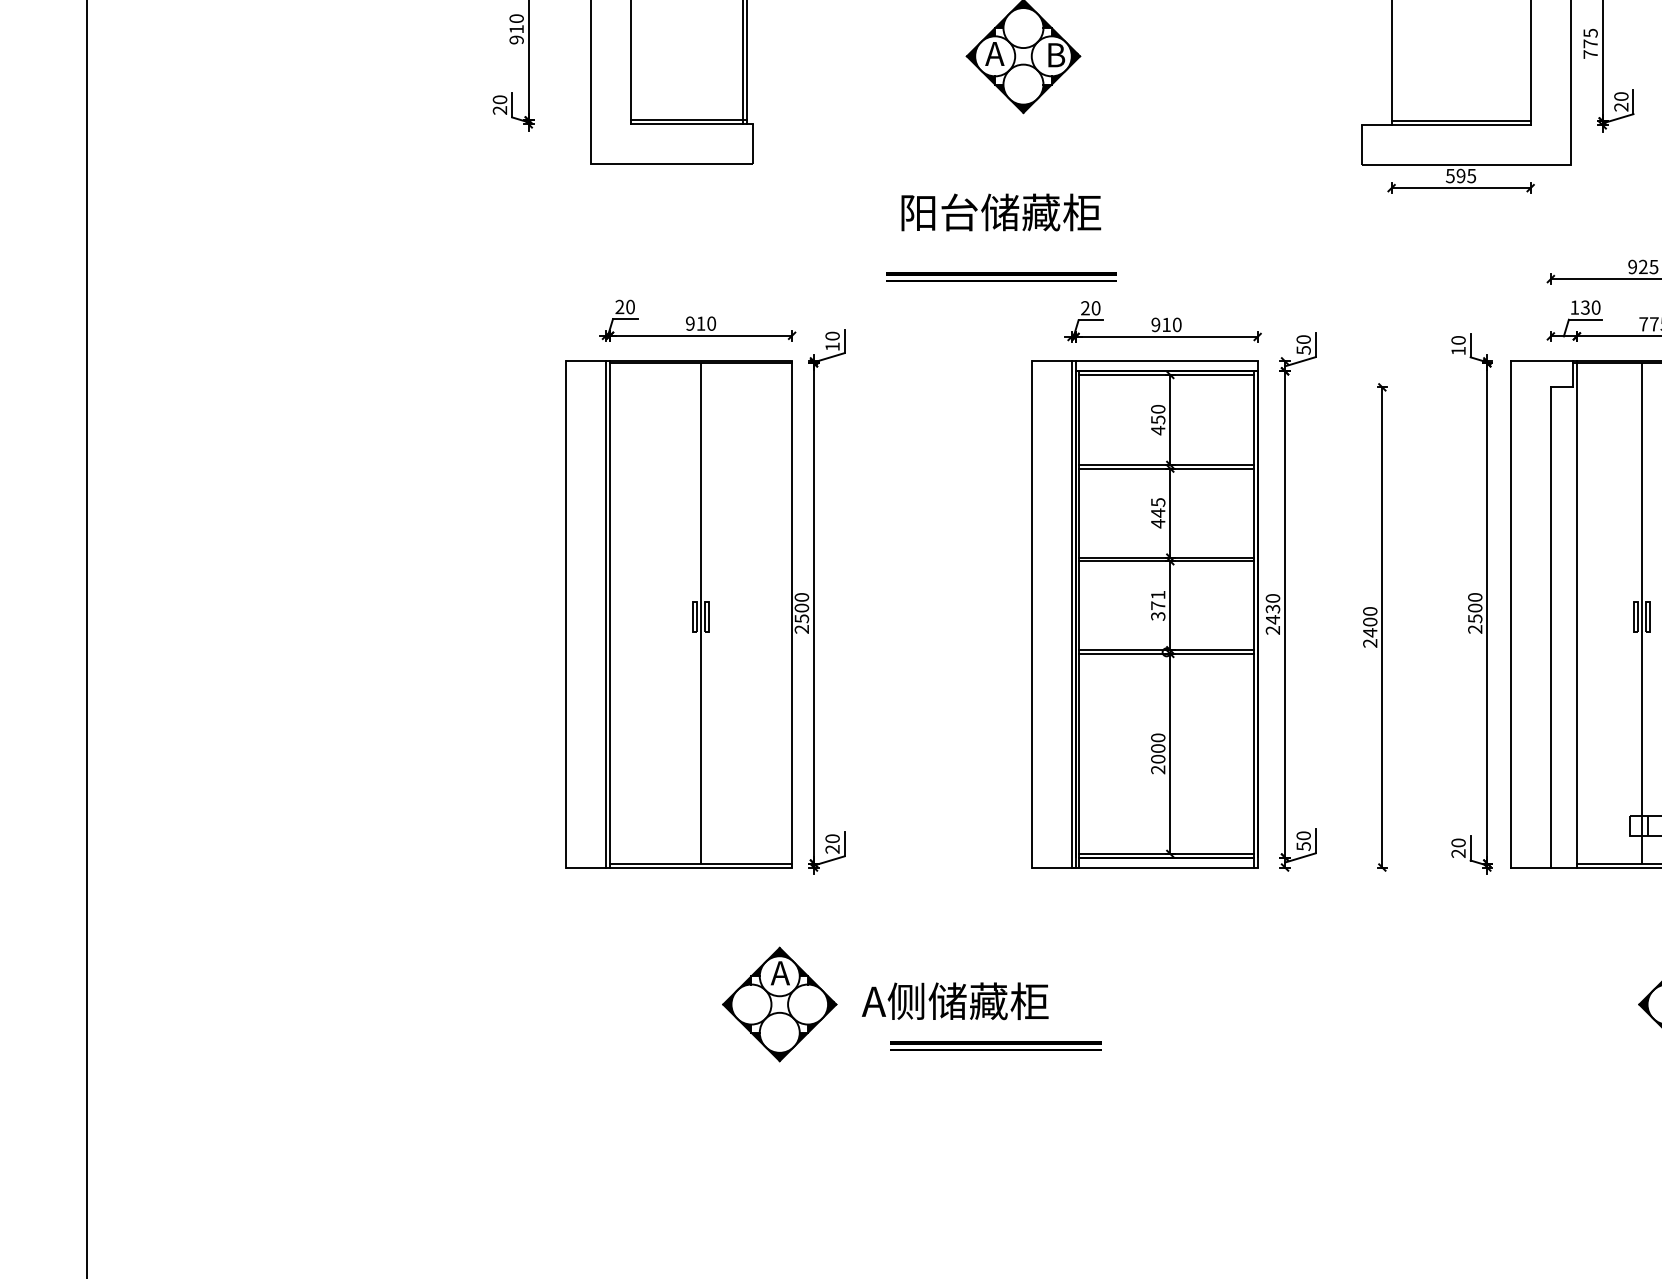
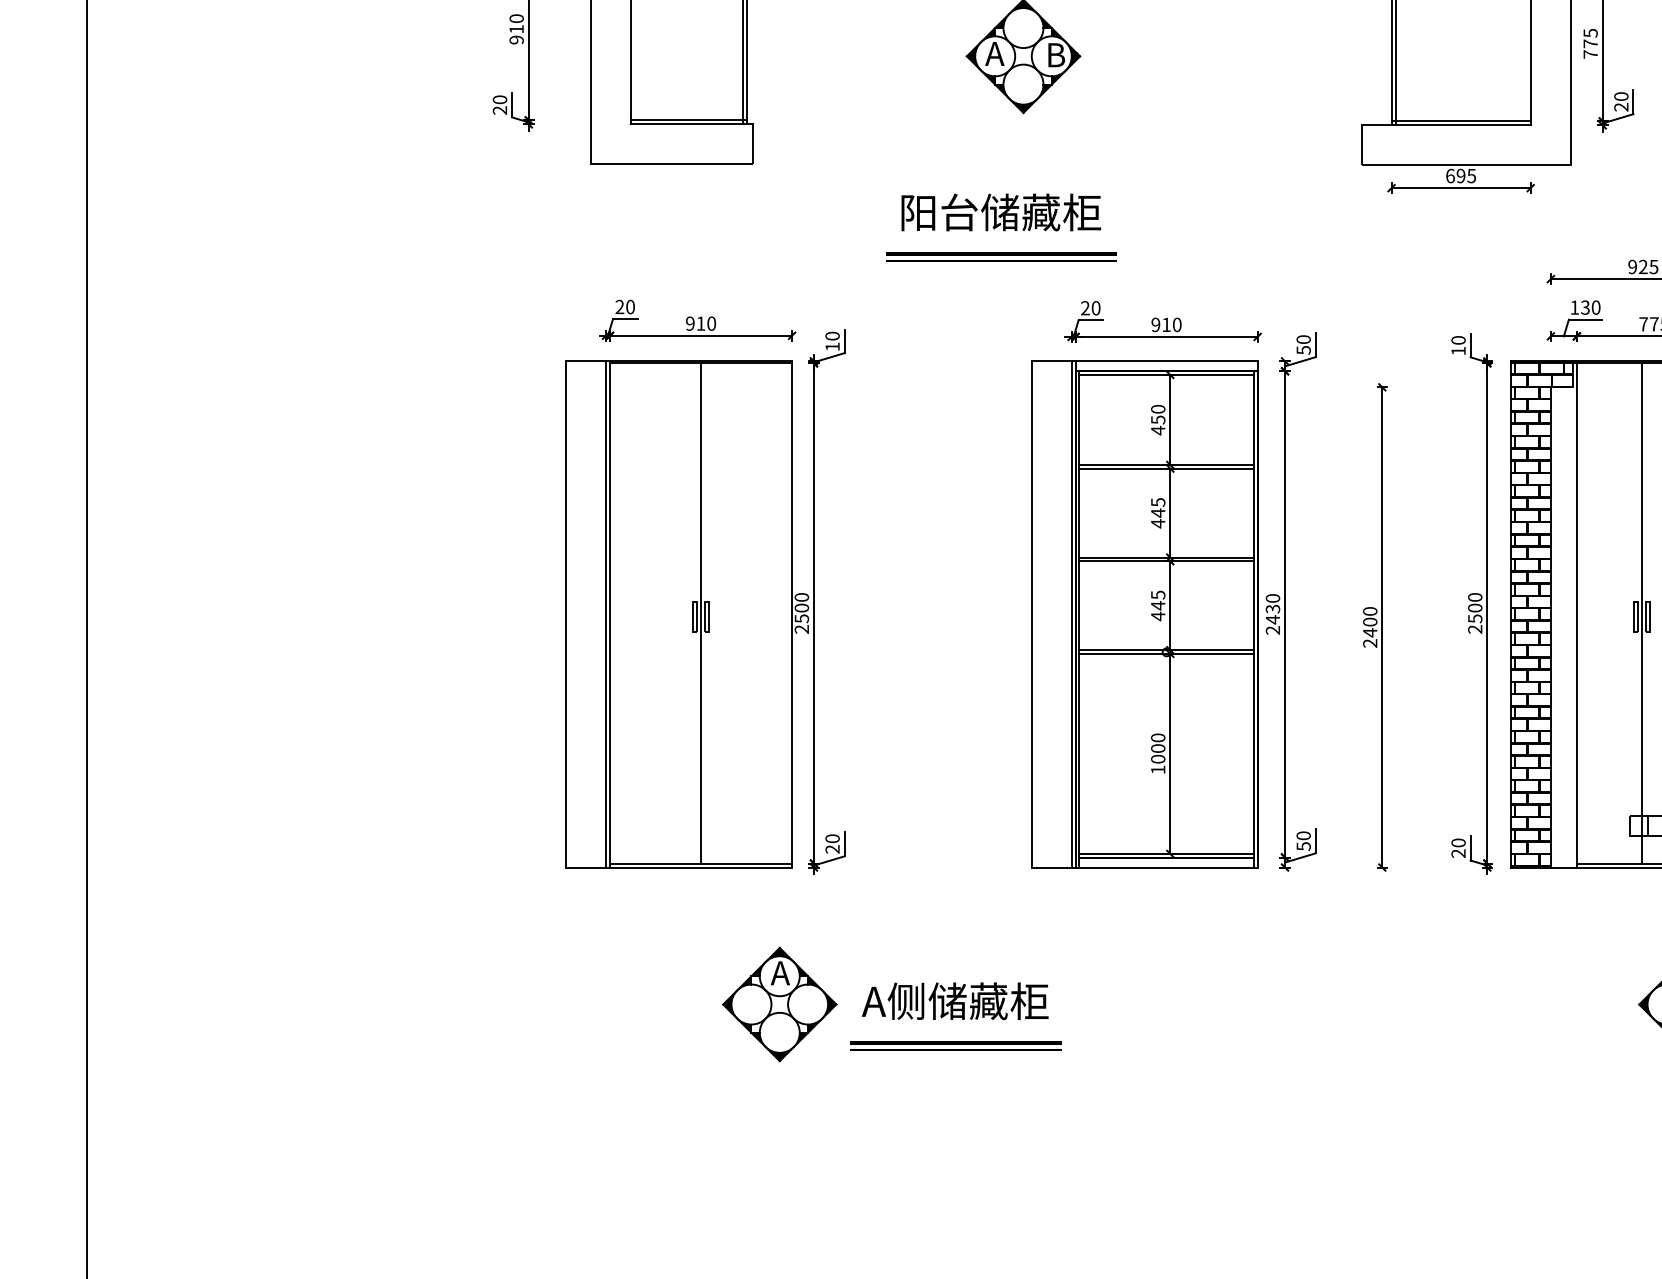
line: none -> present (1395, 63)
text: 595 -> 695 (1449, 175)
part position: (1001, 276) -> (1001, 256) (1001, 256)
text: 371 -> 445 (1158, 605)
hatch: none -> present (1541, 614)
text: 2000 -> 1000 (1158, 769)
part position: (995, 1045) -> (955, 1045) (955, 1045)
